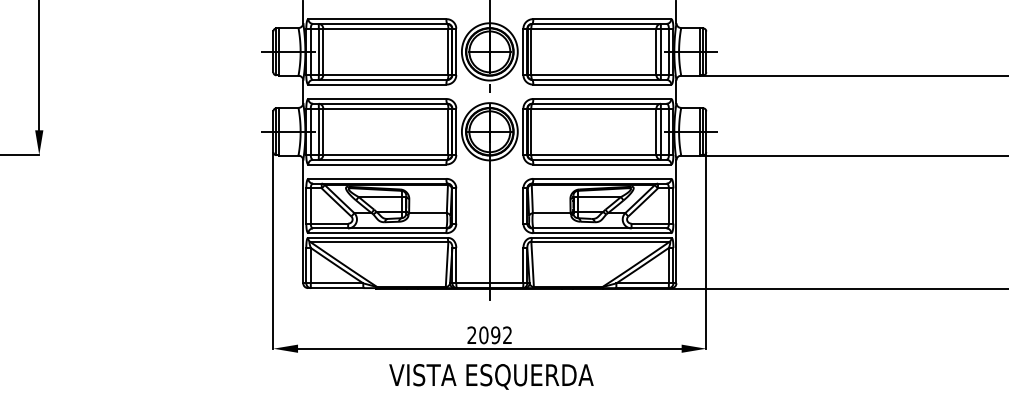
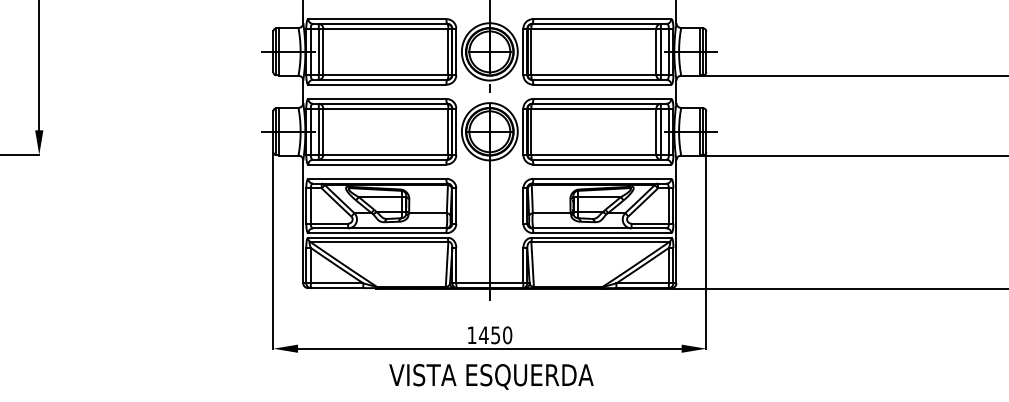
text: 2092 -> 1450 (489, 335)
